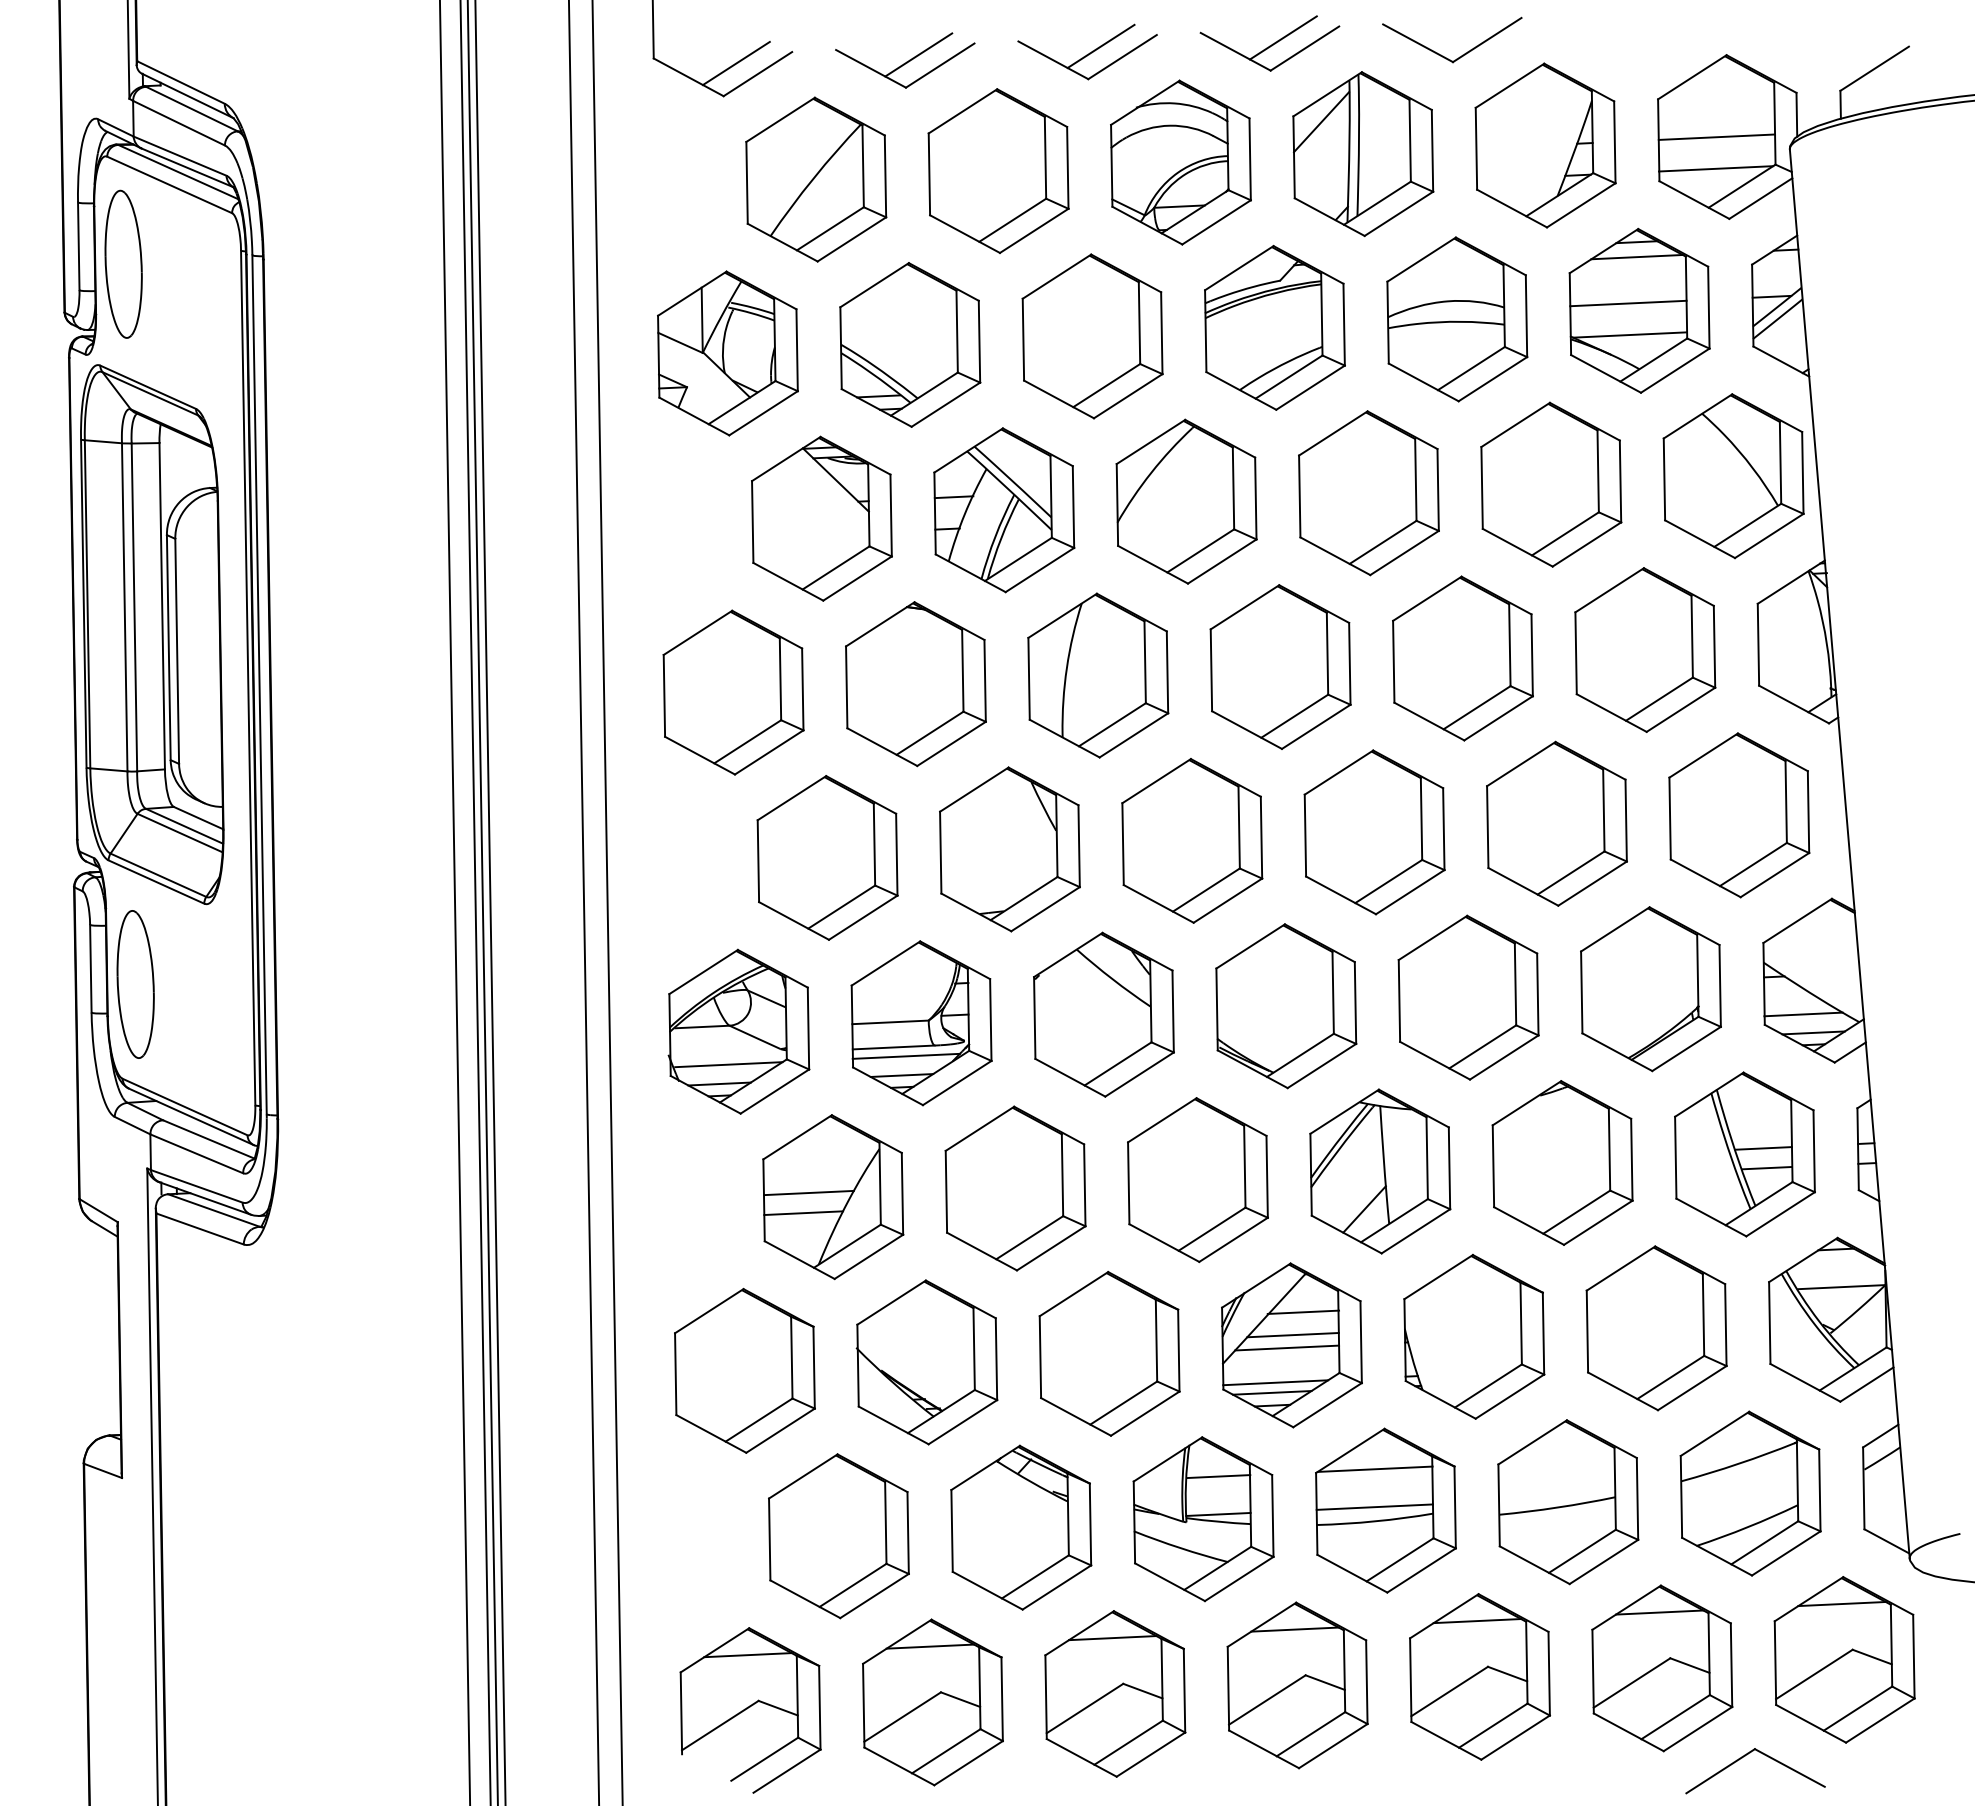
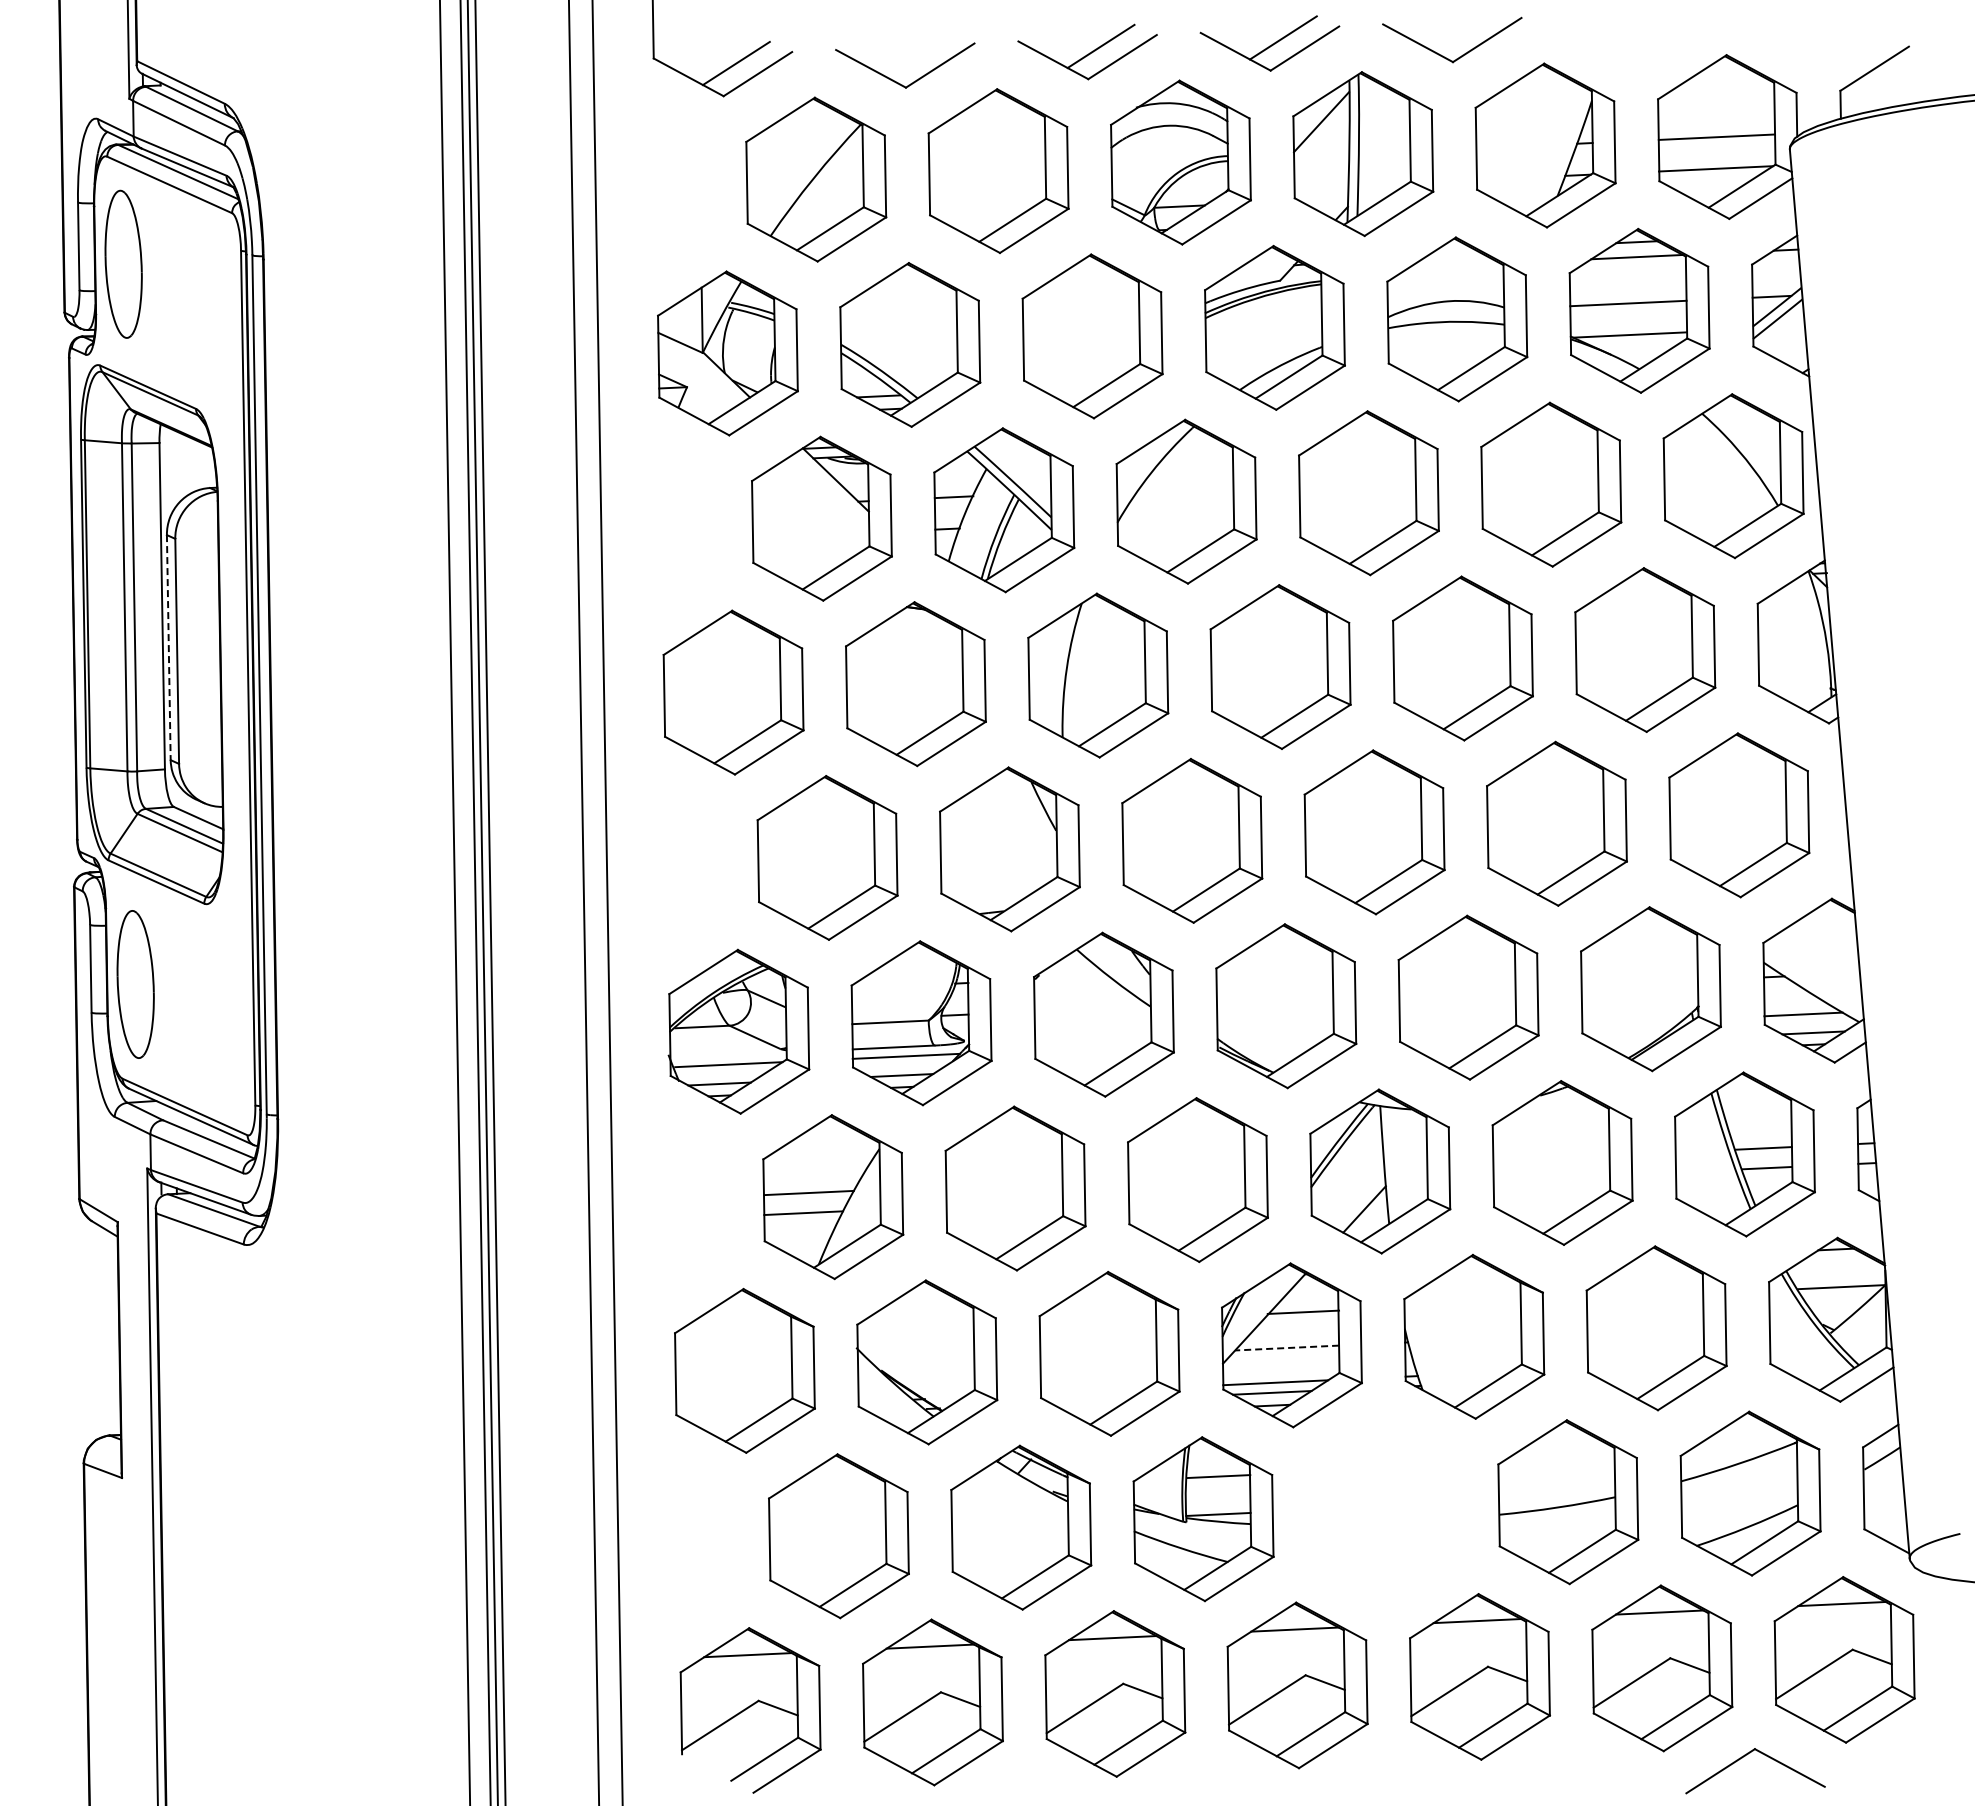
line: present -> none (918, 54)
line: solid -> dashed (168, 647)
line: present -> none (1292, 1334)
line: solid -> dashed (1287, 1348)
part: present -> none (1385, 1510)
